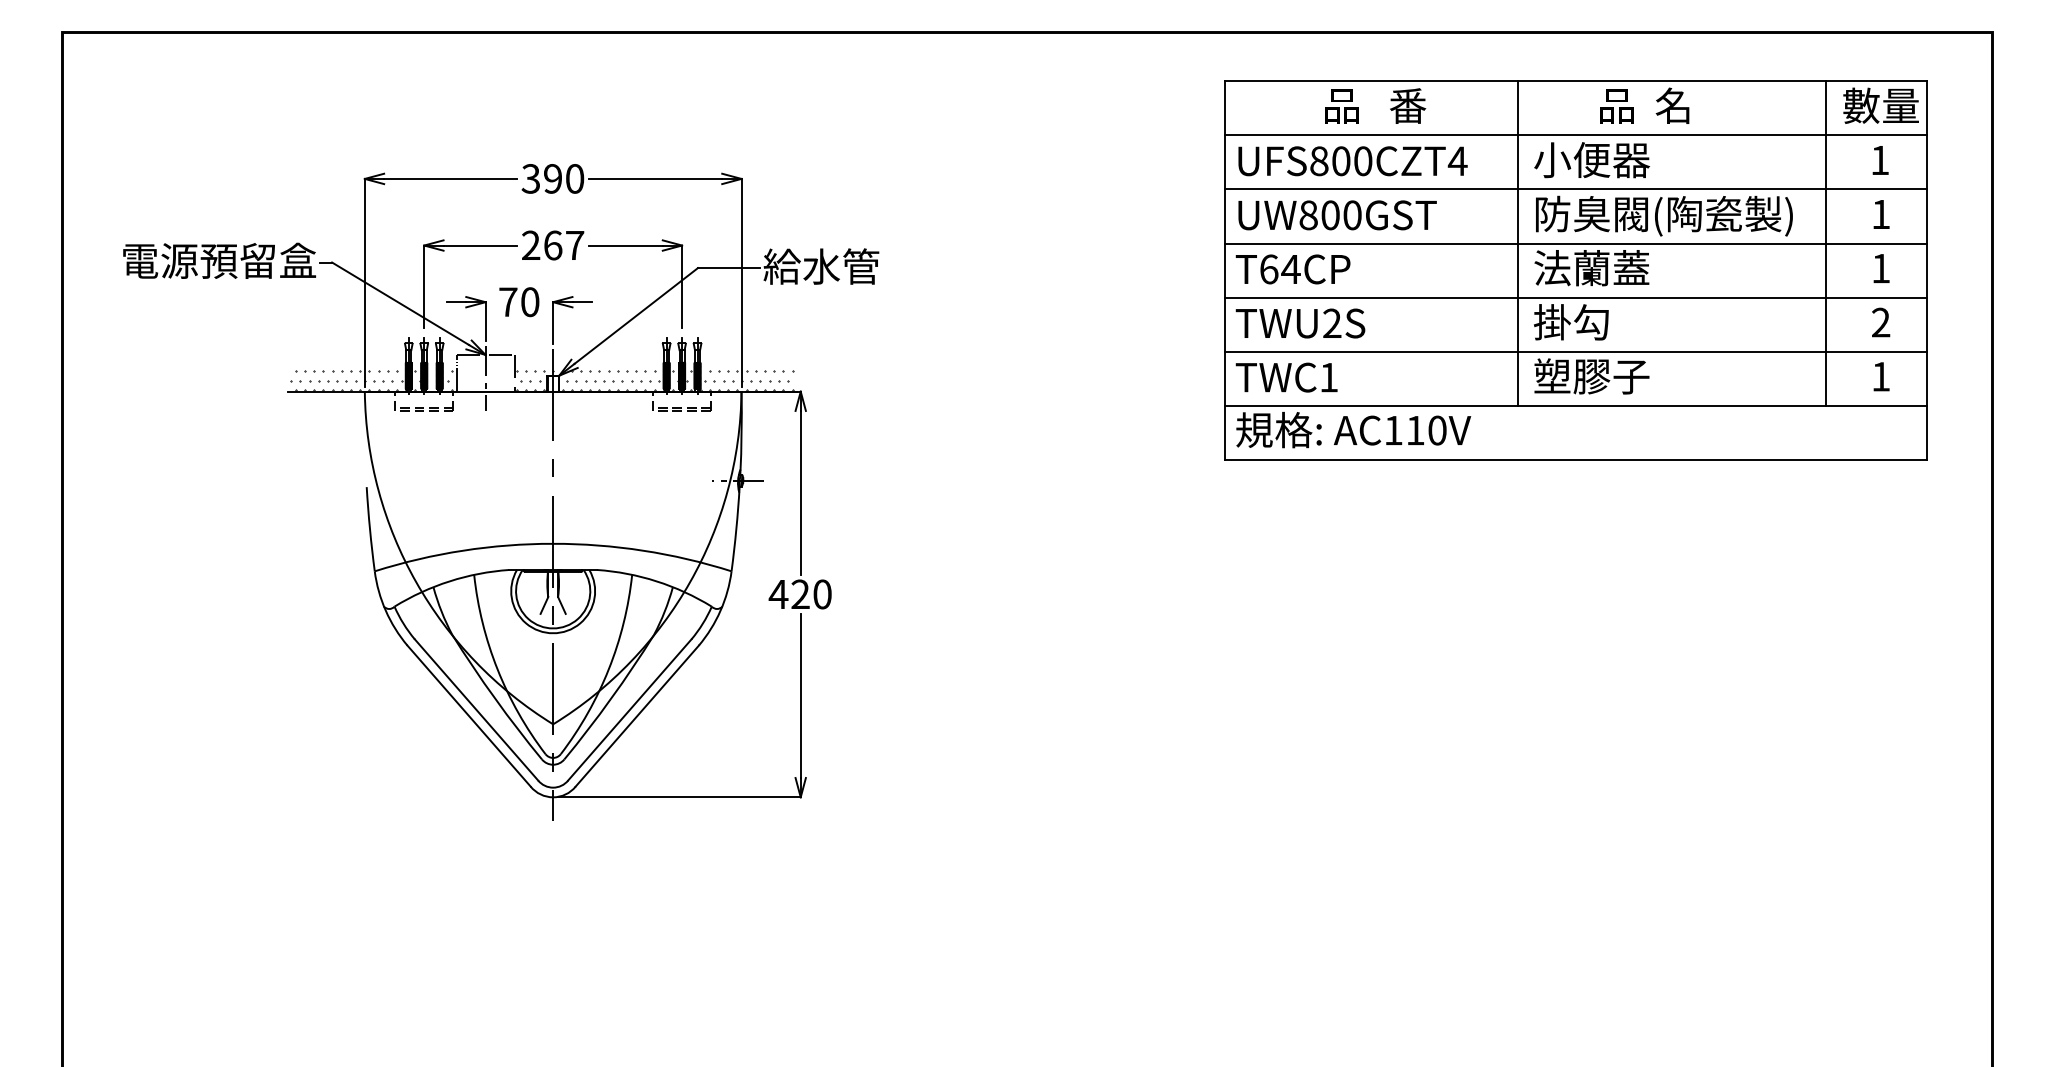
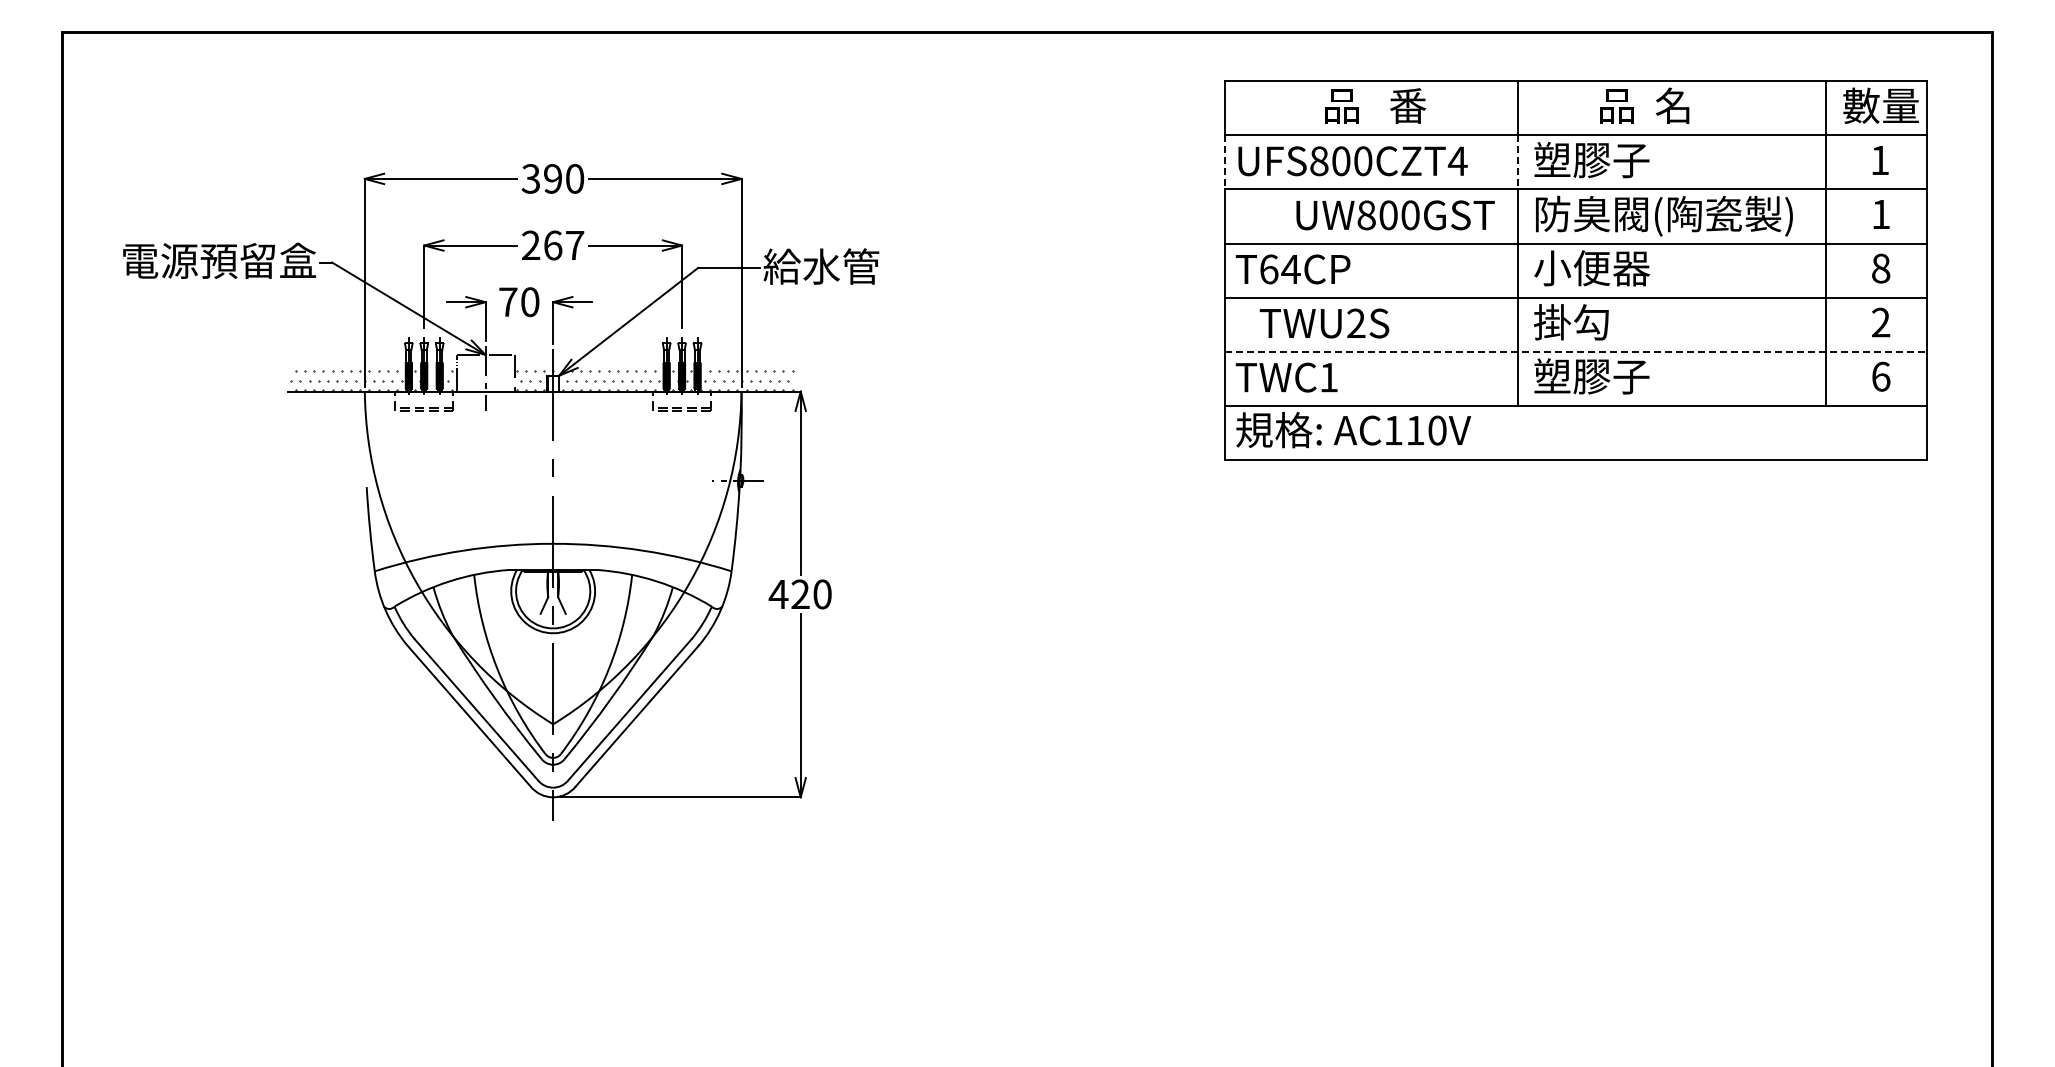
text: 小便器 -> 塑膠子 (1592, 160)
line: solid -> dashed (1225, 162)
line: solid -> dashed (1518, 162)
text position: (1337, 215) -> (1395, 215) (1395, 215)
text: 法蘭蓋 -> 小便器 (1592, 268)
text: 1 -> 8 (1881, 268)
text position: (1300, 323) -> (1324, 323) (1324, 323)
line: solid -> dashed (1575, 351)
text: 1 -> 6 (1881, 376)
